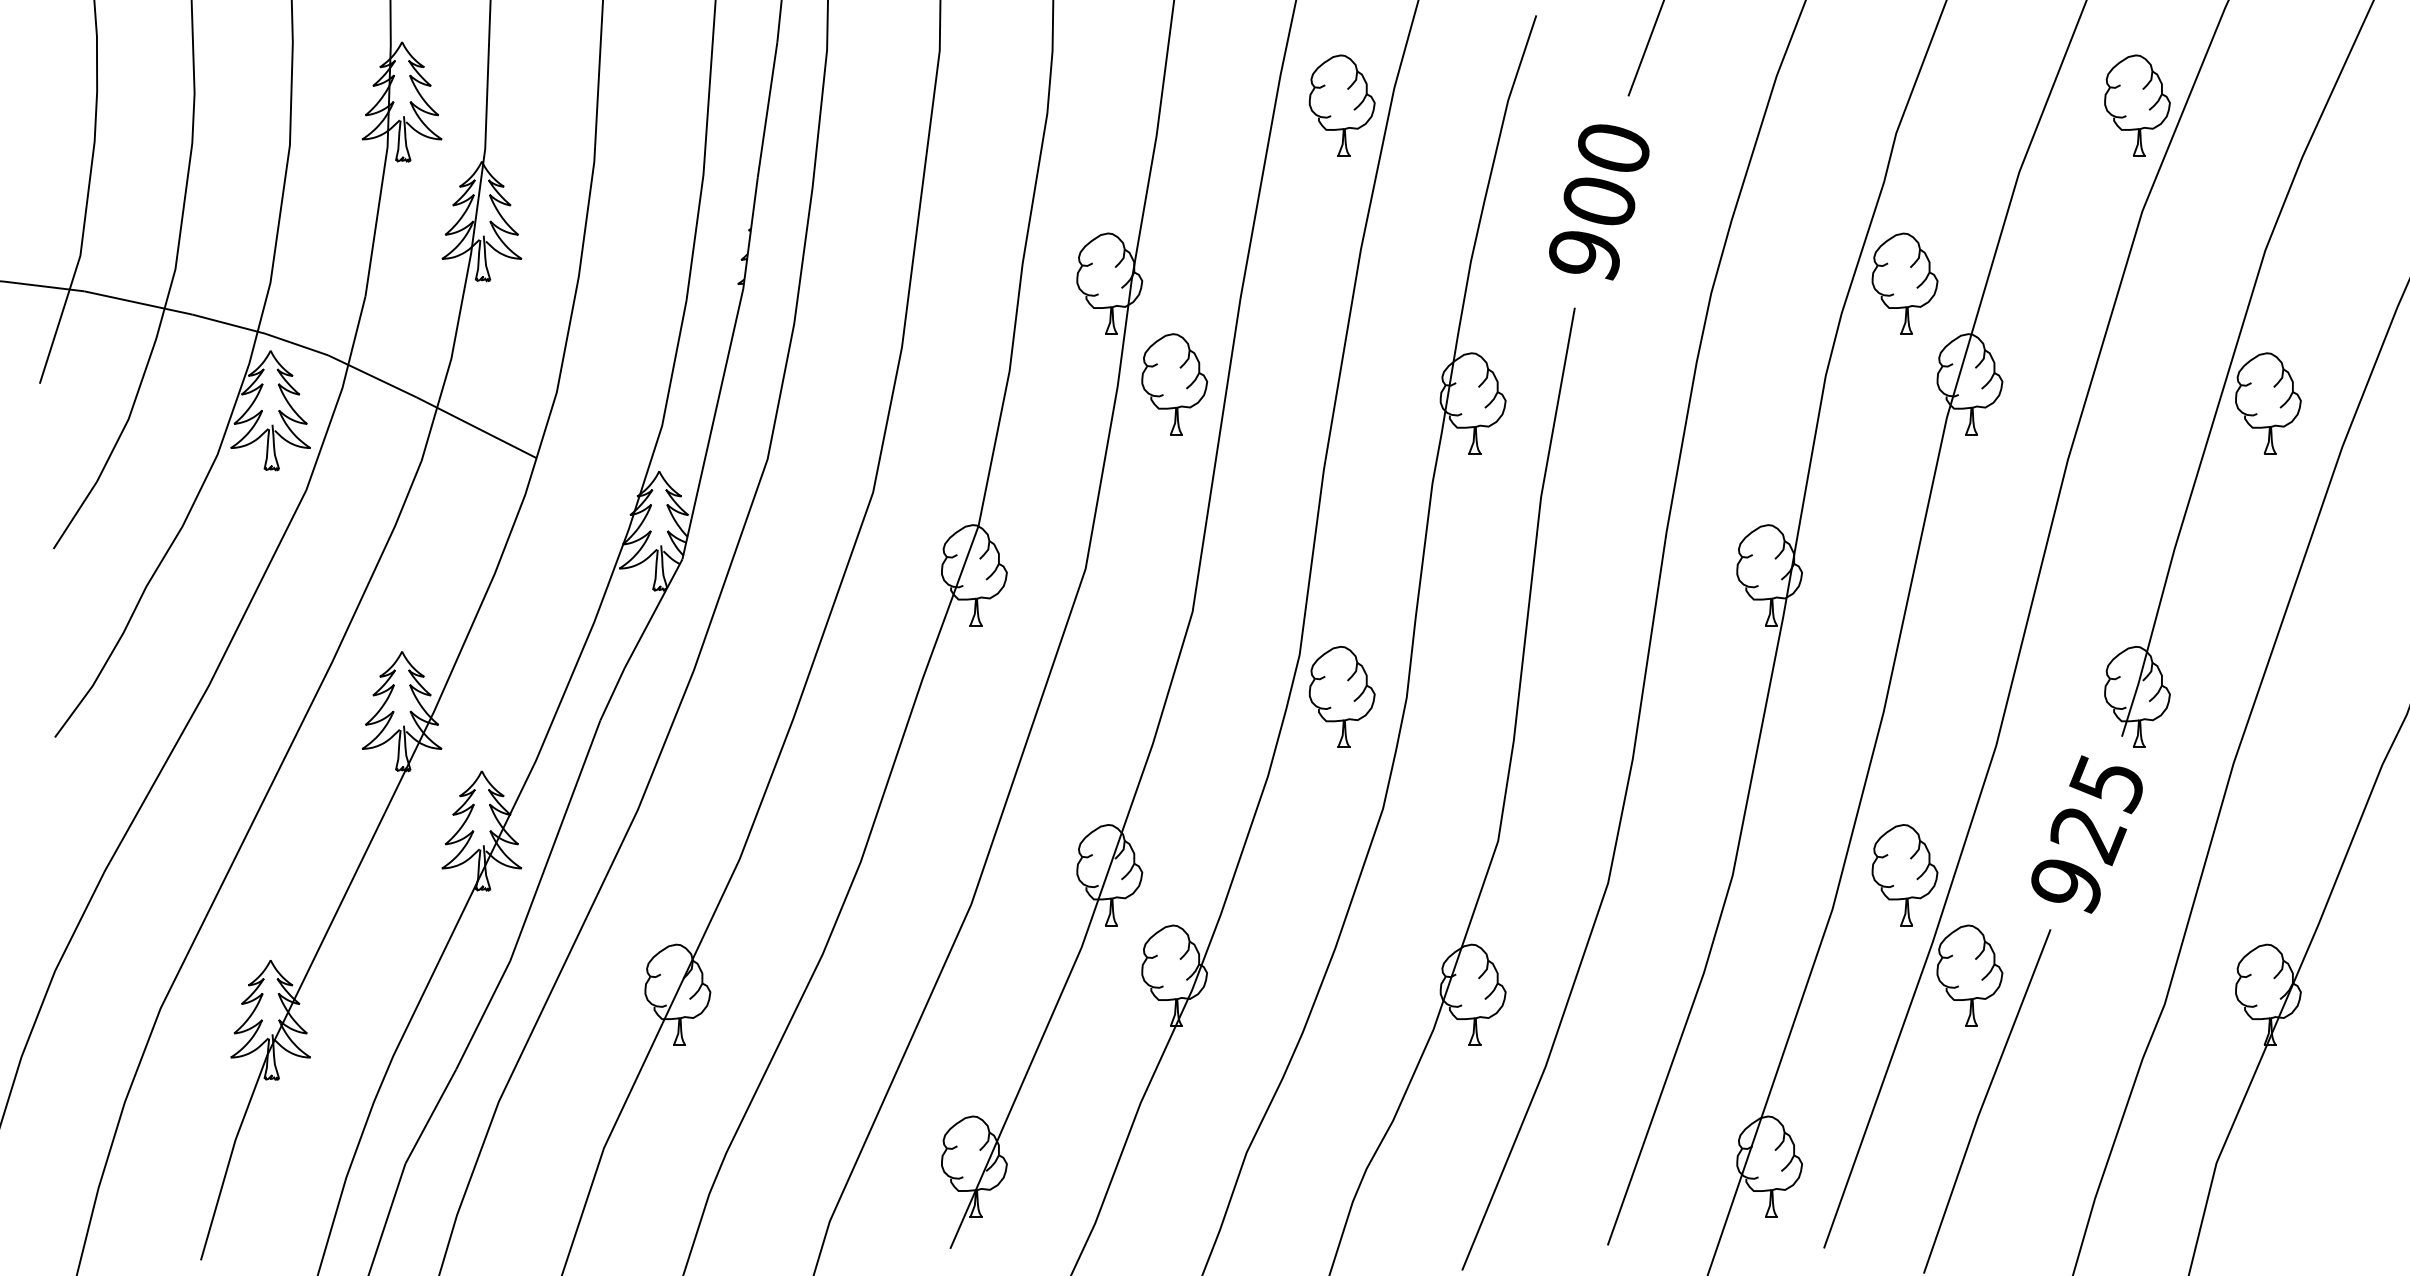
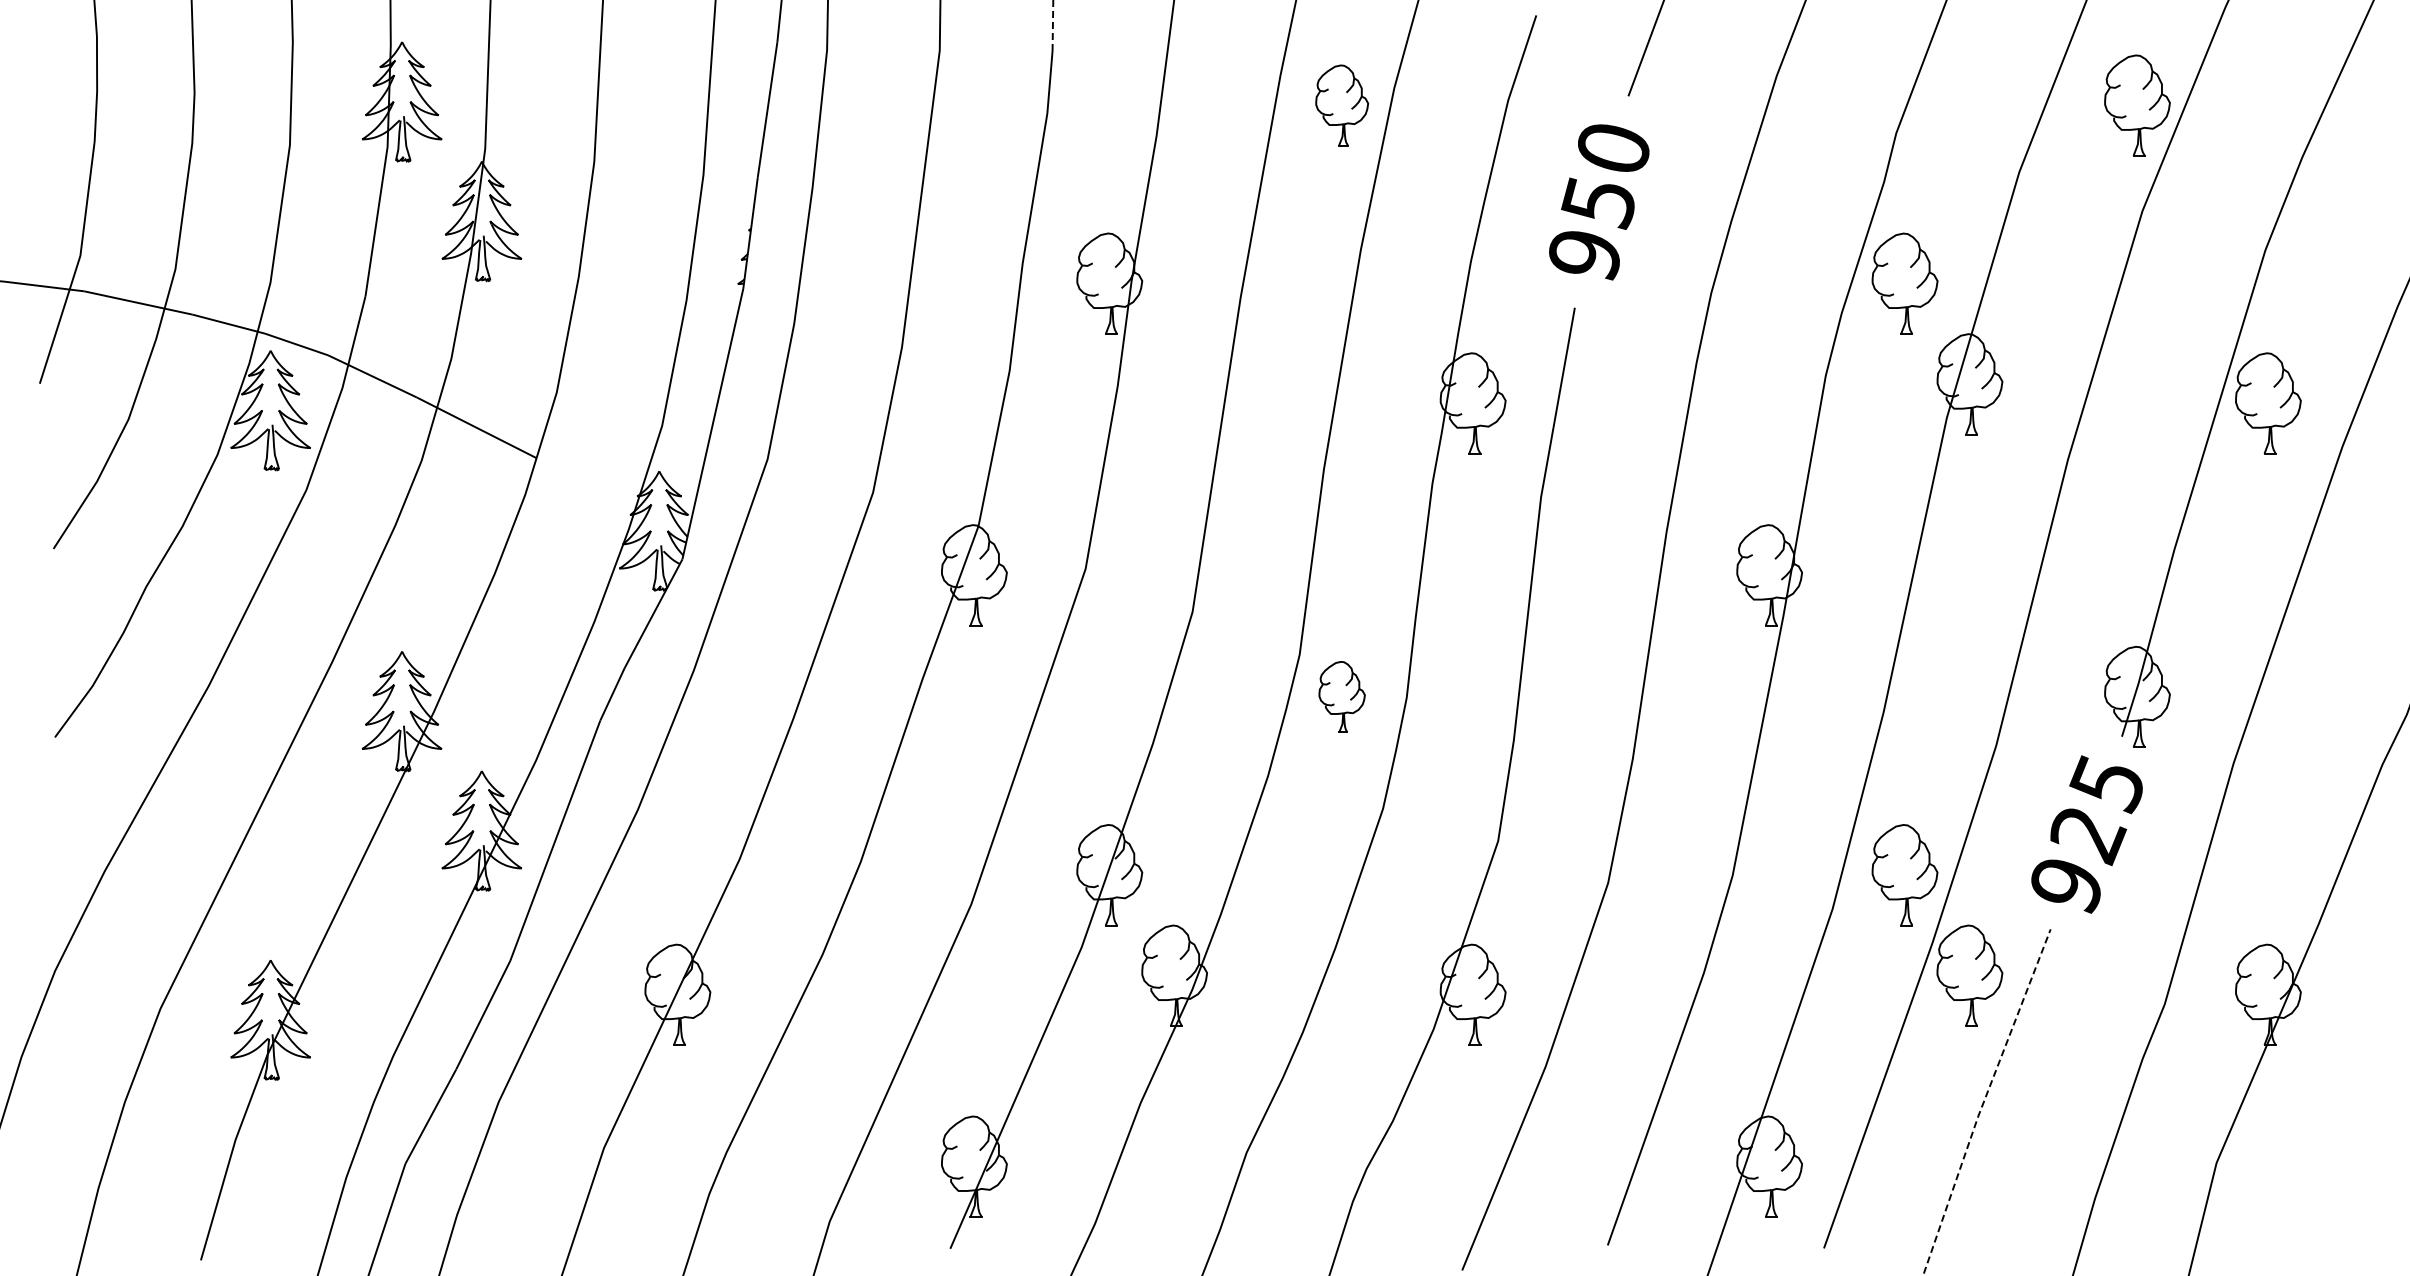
line: solid -> dashed (1052, 25)
part size: 68x103 px -> 55x83 px (1342, 105)
text: 900 -> 950 (1598, 203)
part: present -> none (1174, 384)
part size: 68x102 px -> 48x72 px (1341, 696)
line: solid -> dashed (1984, 1100)
